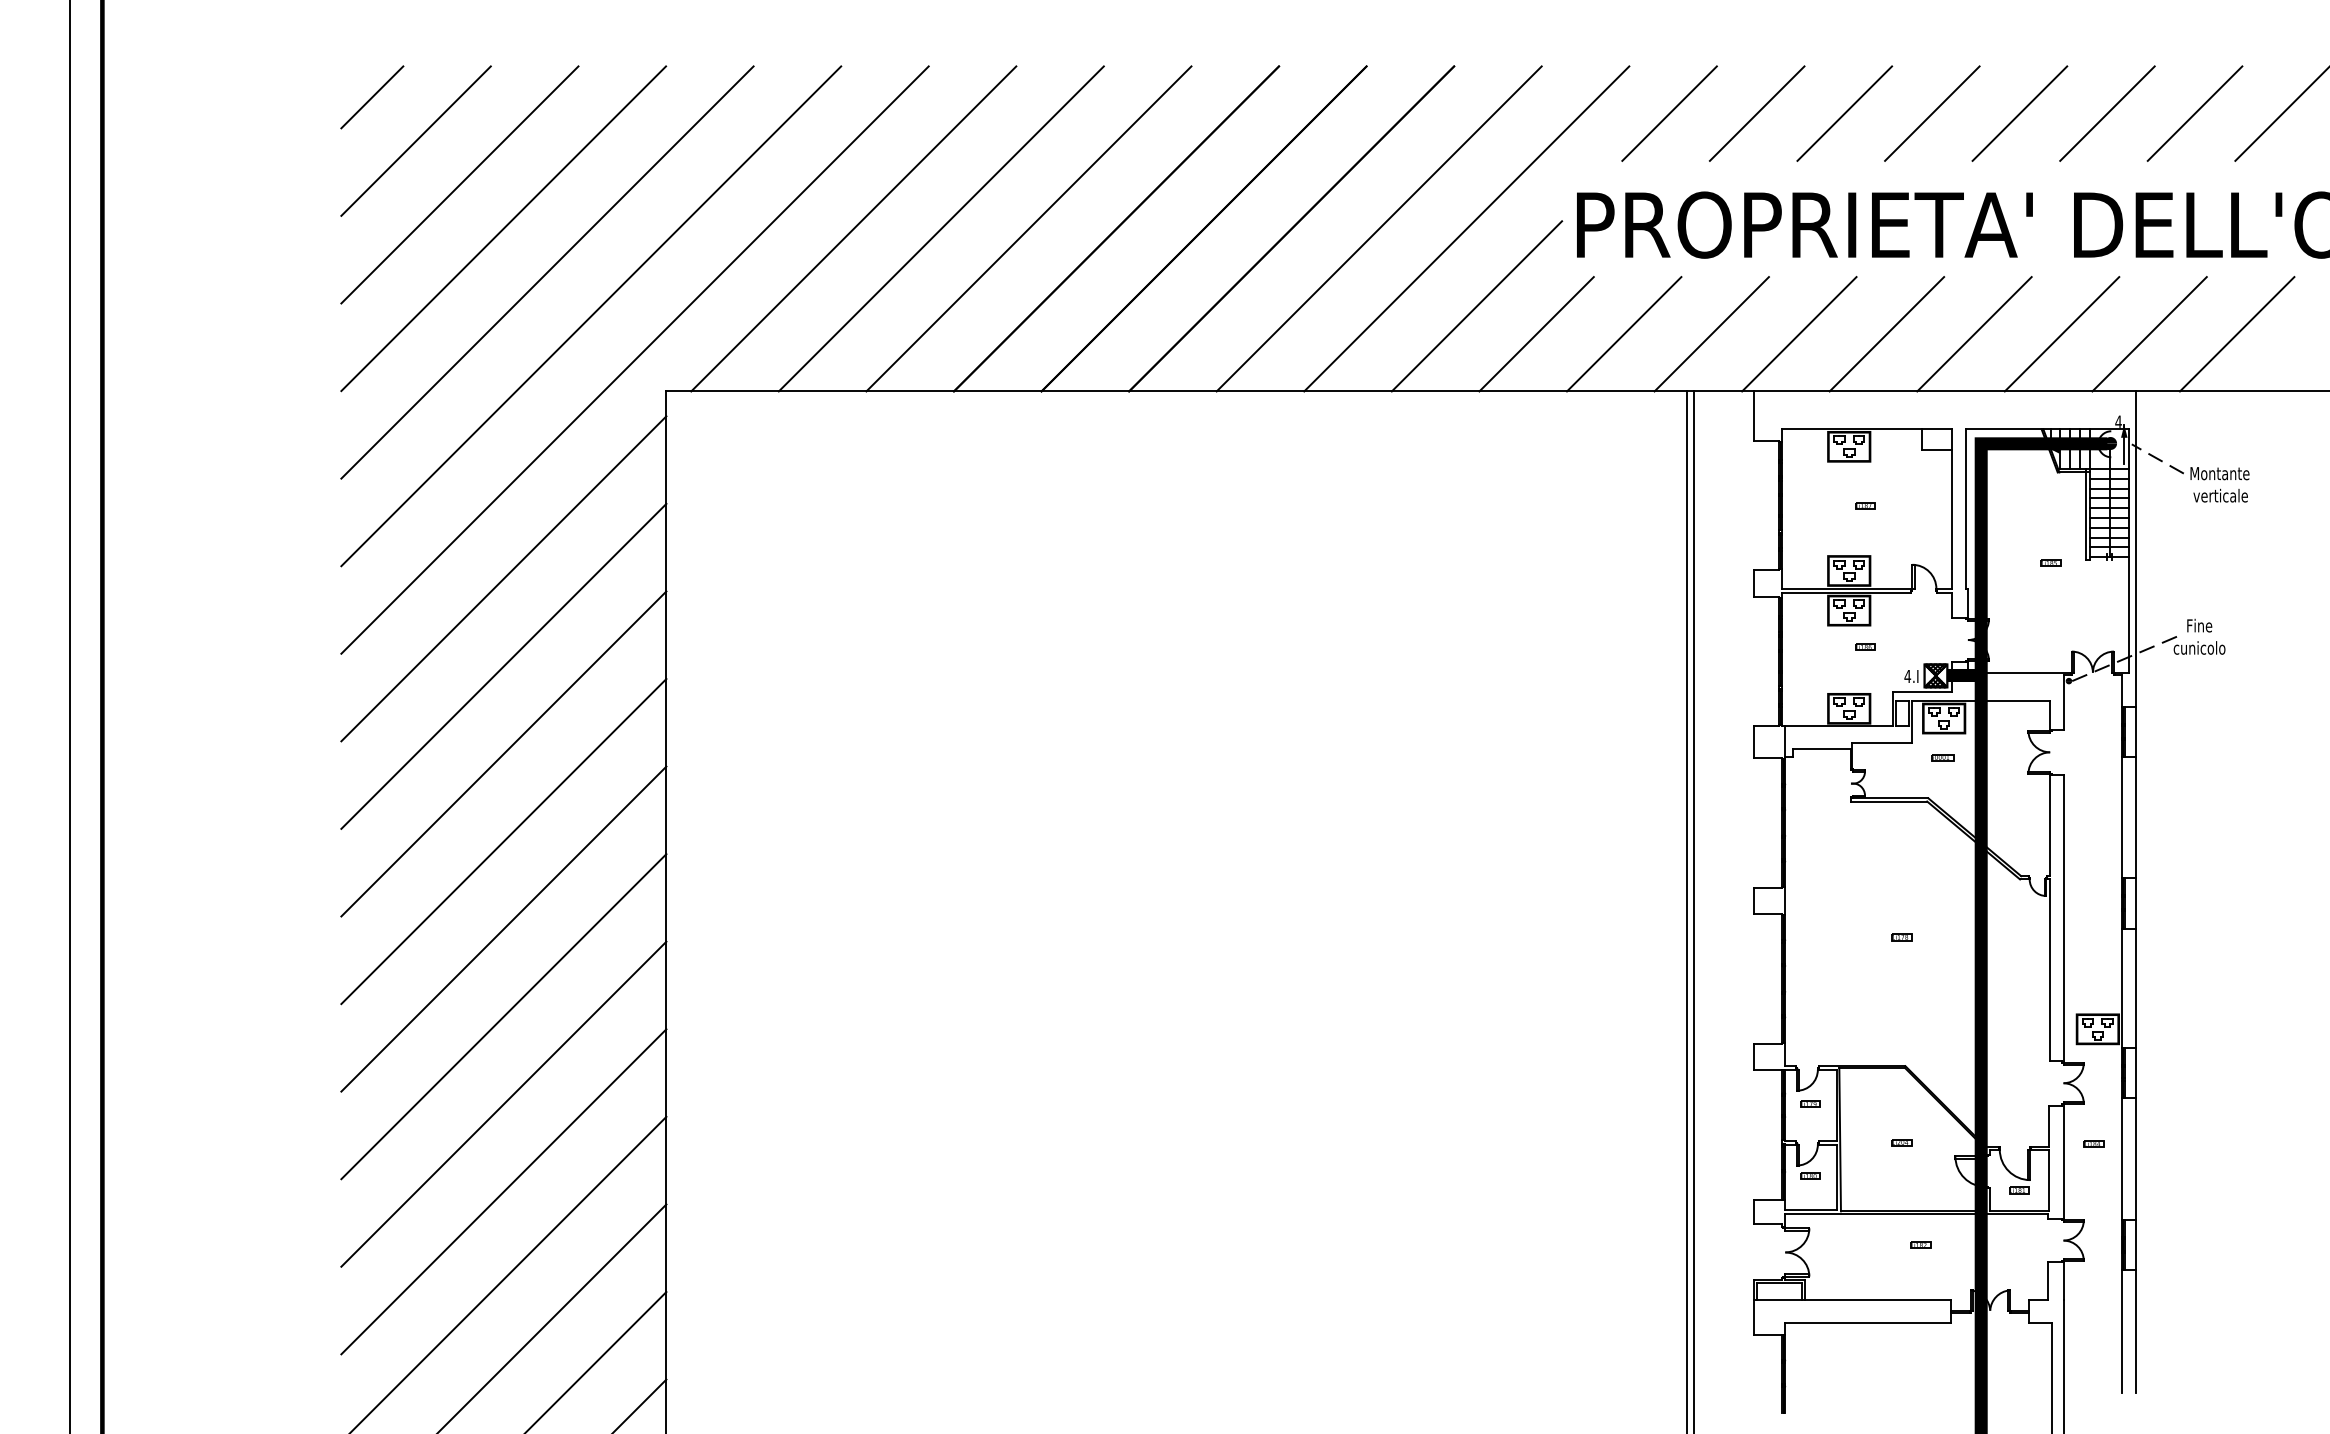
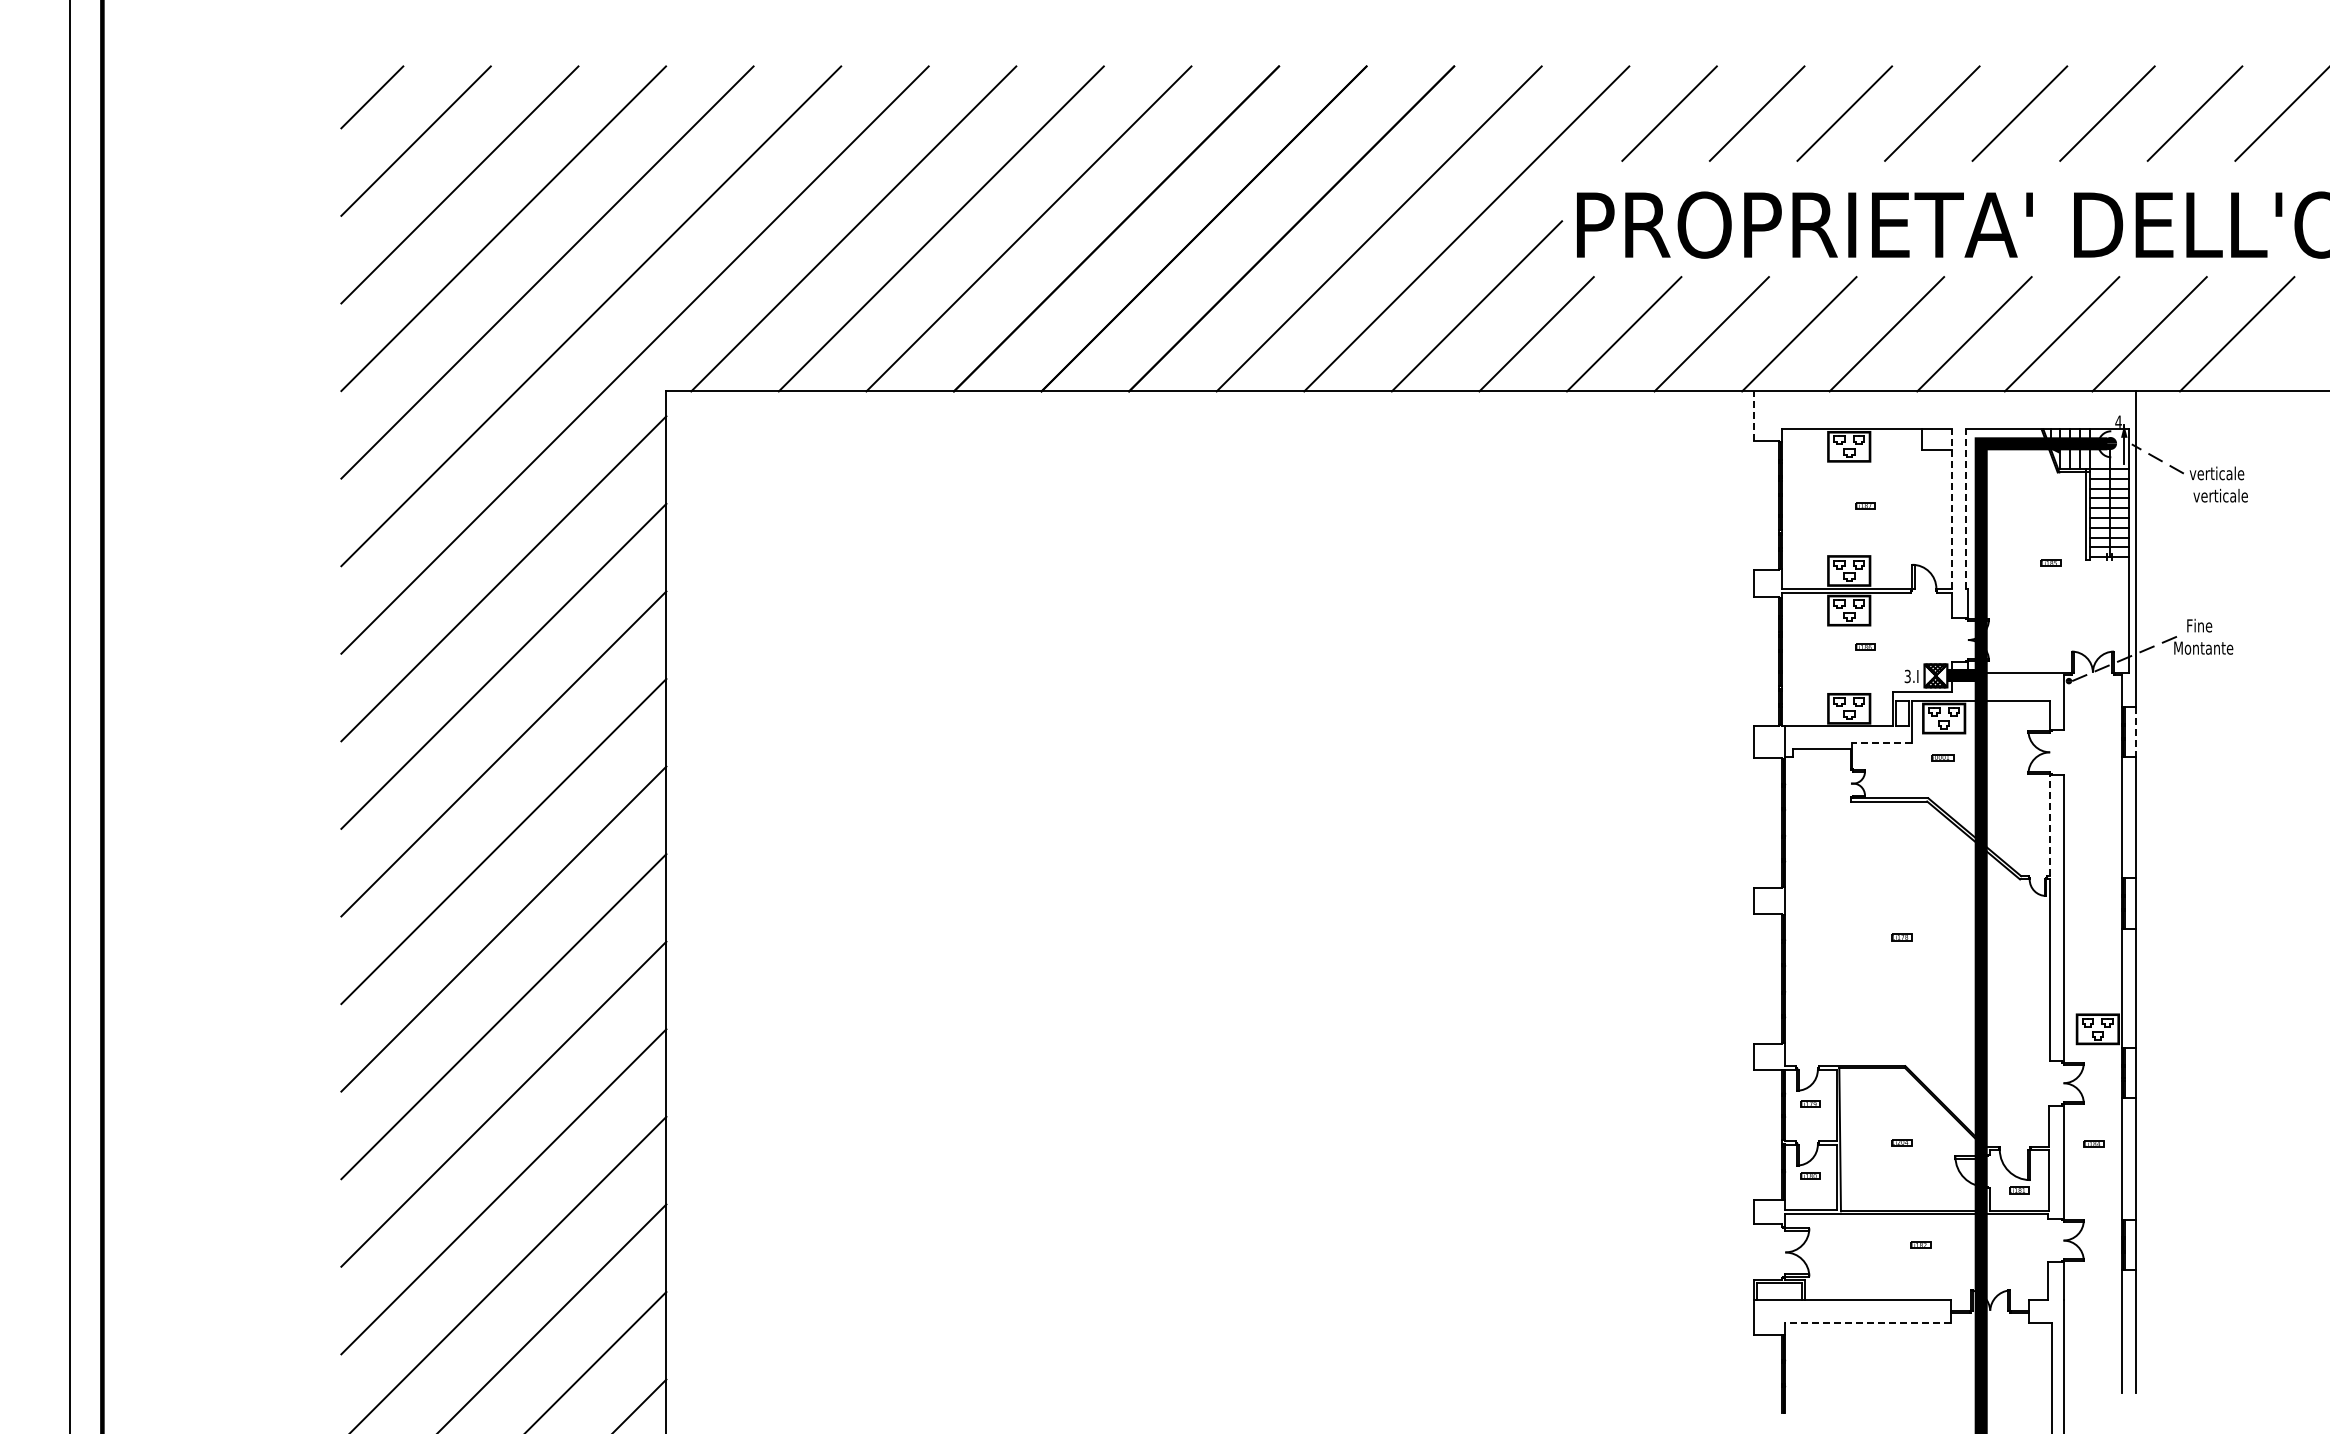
line: solid -> dashed (1753, 416)
text: Montante -> verticale (2219, 473)
line: solid -> dashed (1952, 509)
line: solid -> dashed (1965, 509)
text: cunicolo -> Montante (2203, 647)
text: 4.I -> 3.I (1907, 676)
line: solid -> dashed (2136, 732)
line: solid -> dashed (1881, 743)
line: solid -> dashed (2050, 825)
line: present -> none (1687, 910)
line: present -> none (1693, 910)
line: solid -> dashed (1867, 1323)
